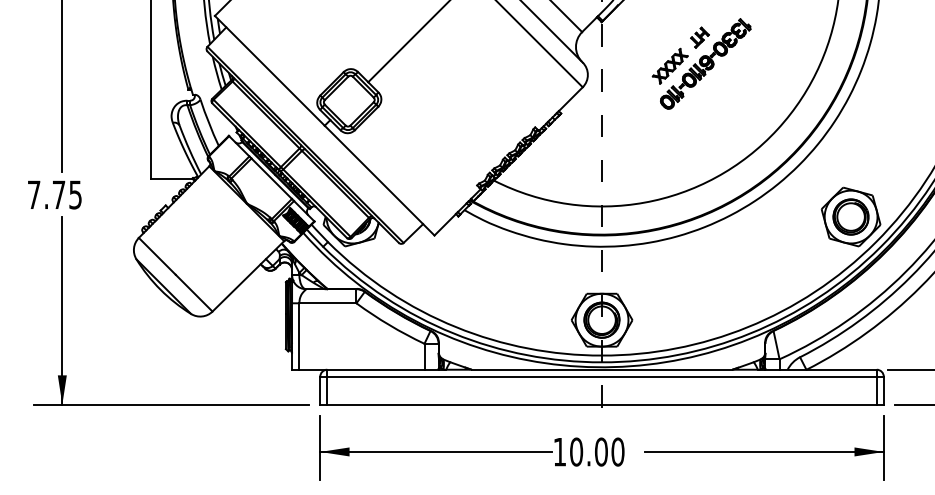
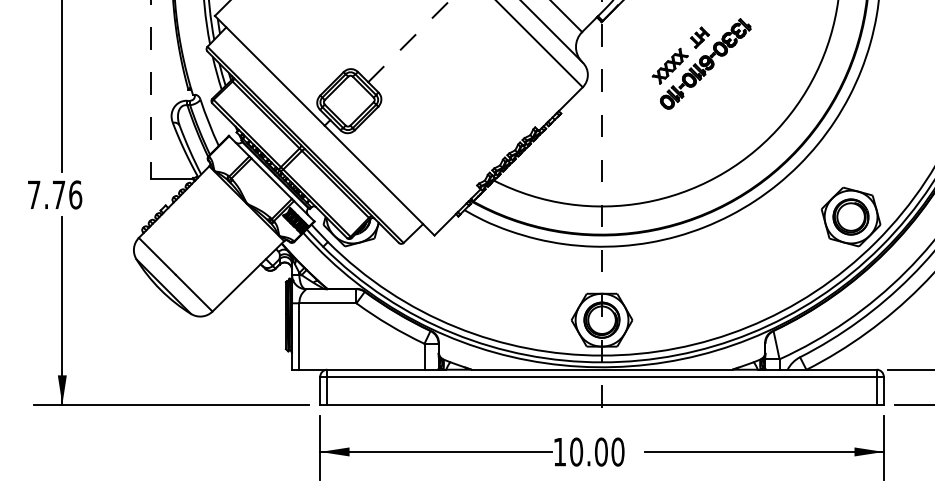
line: solid -> dashed (409, 41)
line: solid -> dashed (151, 90)
text: 7.75 -> 7.76 (75, 194)
